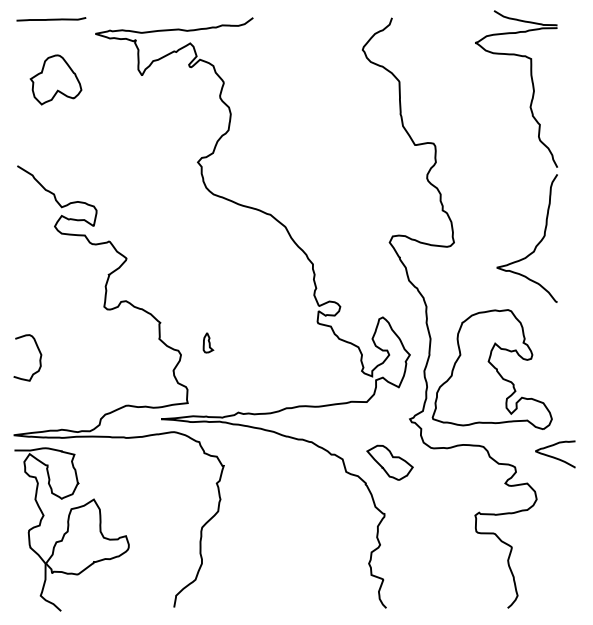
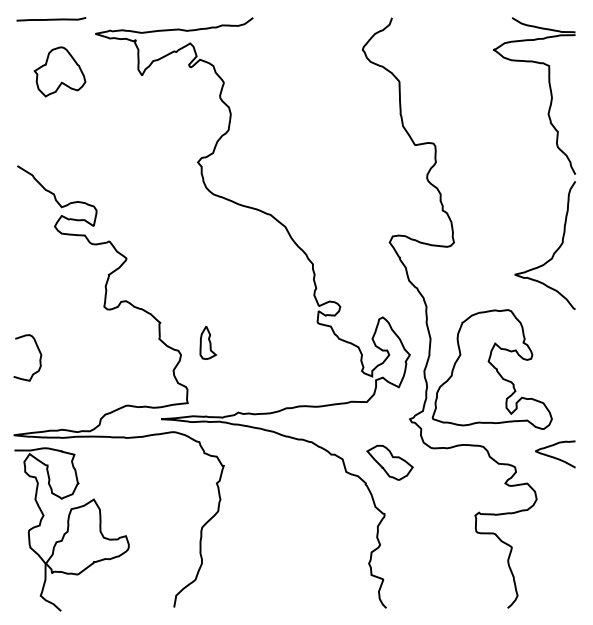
part position: (55, 79) -> (59, 71) (59, 71)
part position: (539, 141) -> (557, 148) (557, 148)
part size: 13x22 px -> 19x34 px (208, 342)
